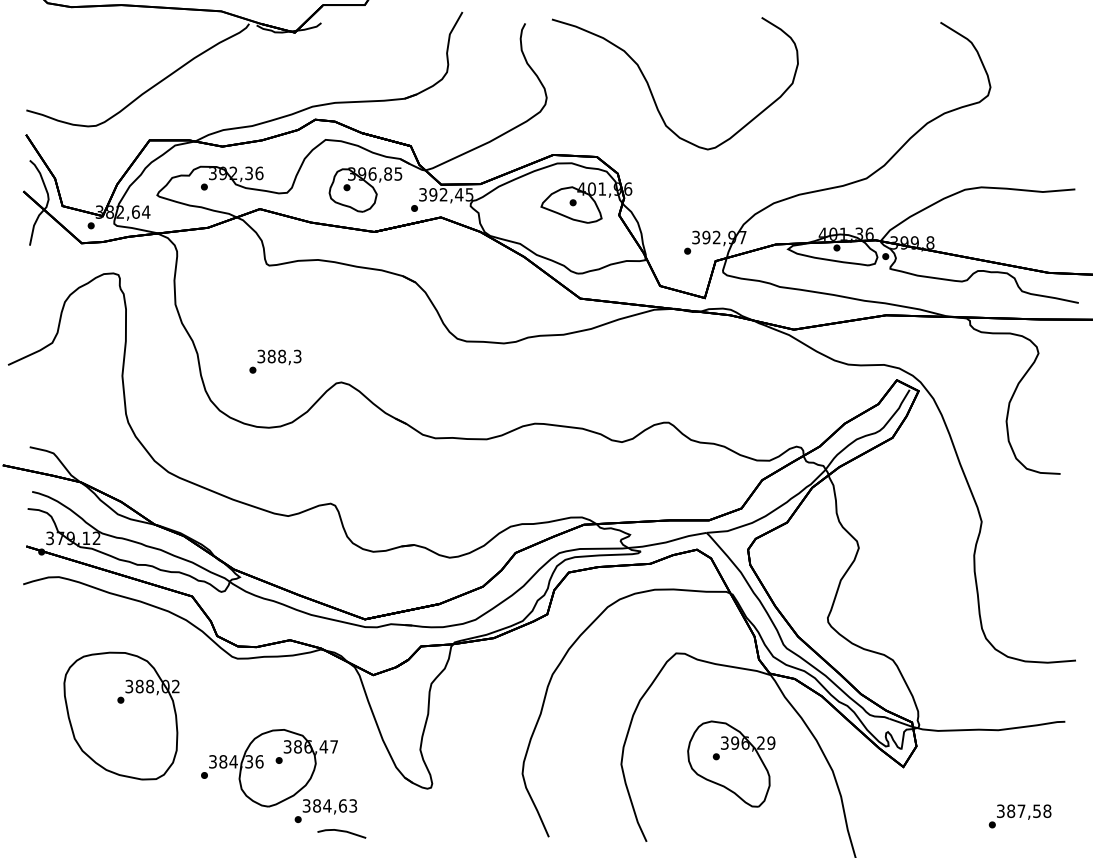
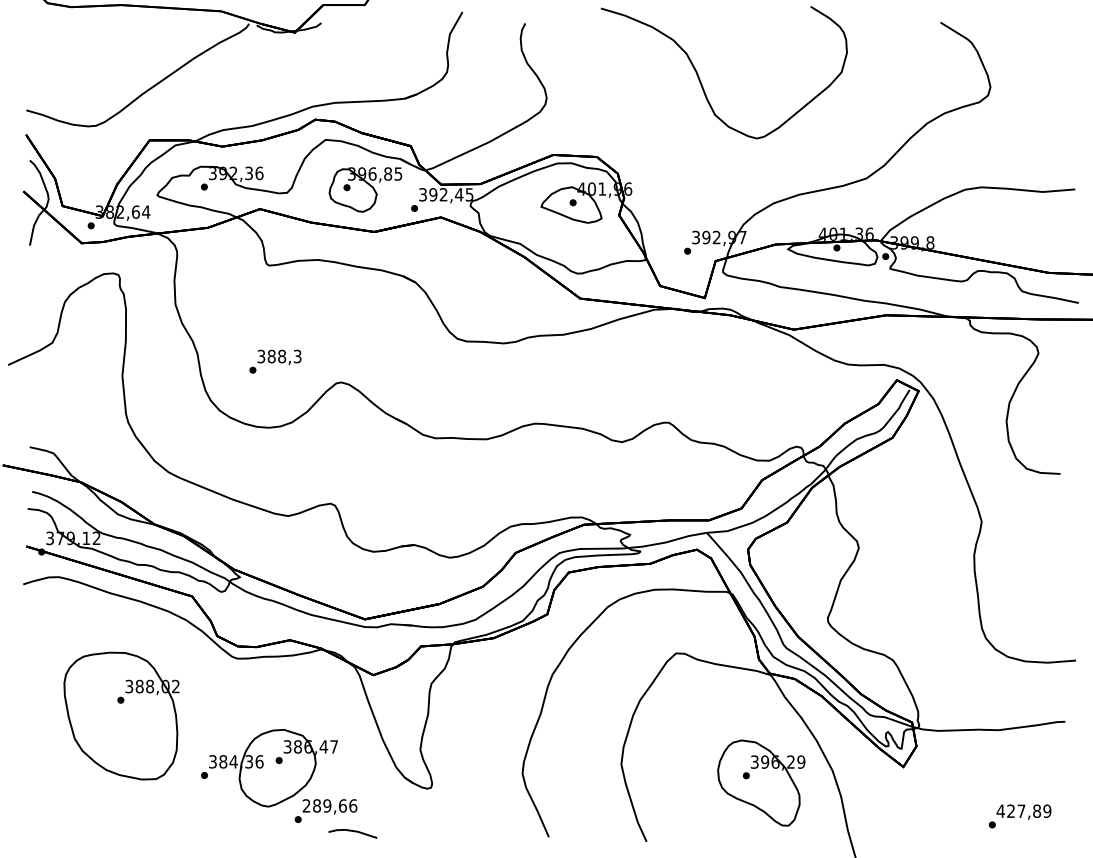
curve position: (652, 92) -> (701, 81) (701, 81)
part position: (731, 763) -> (761, 782) (761, 782)
text: 384,63 -> 289,66 (329, 805)
text: 387,58 -> 427,89 (1023, 811)
line position: (341, 831) -> (352, 831) (352, 831)
